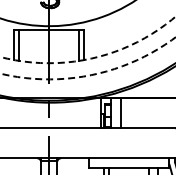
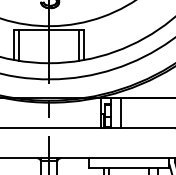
arc: dashed -> solid (94, 57)
arc: dashed -> solid (92, 74)
